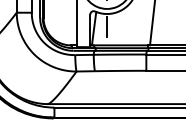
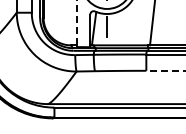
line: solid -> dashed (76, 22)
line: solid -> dashed (165, 70)
